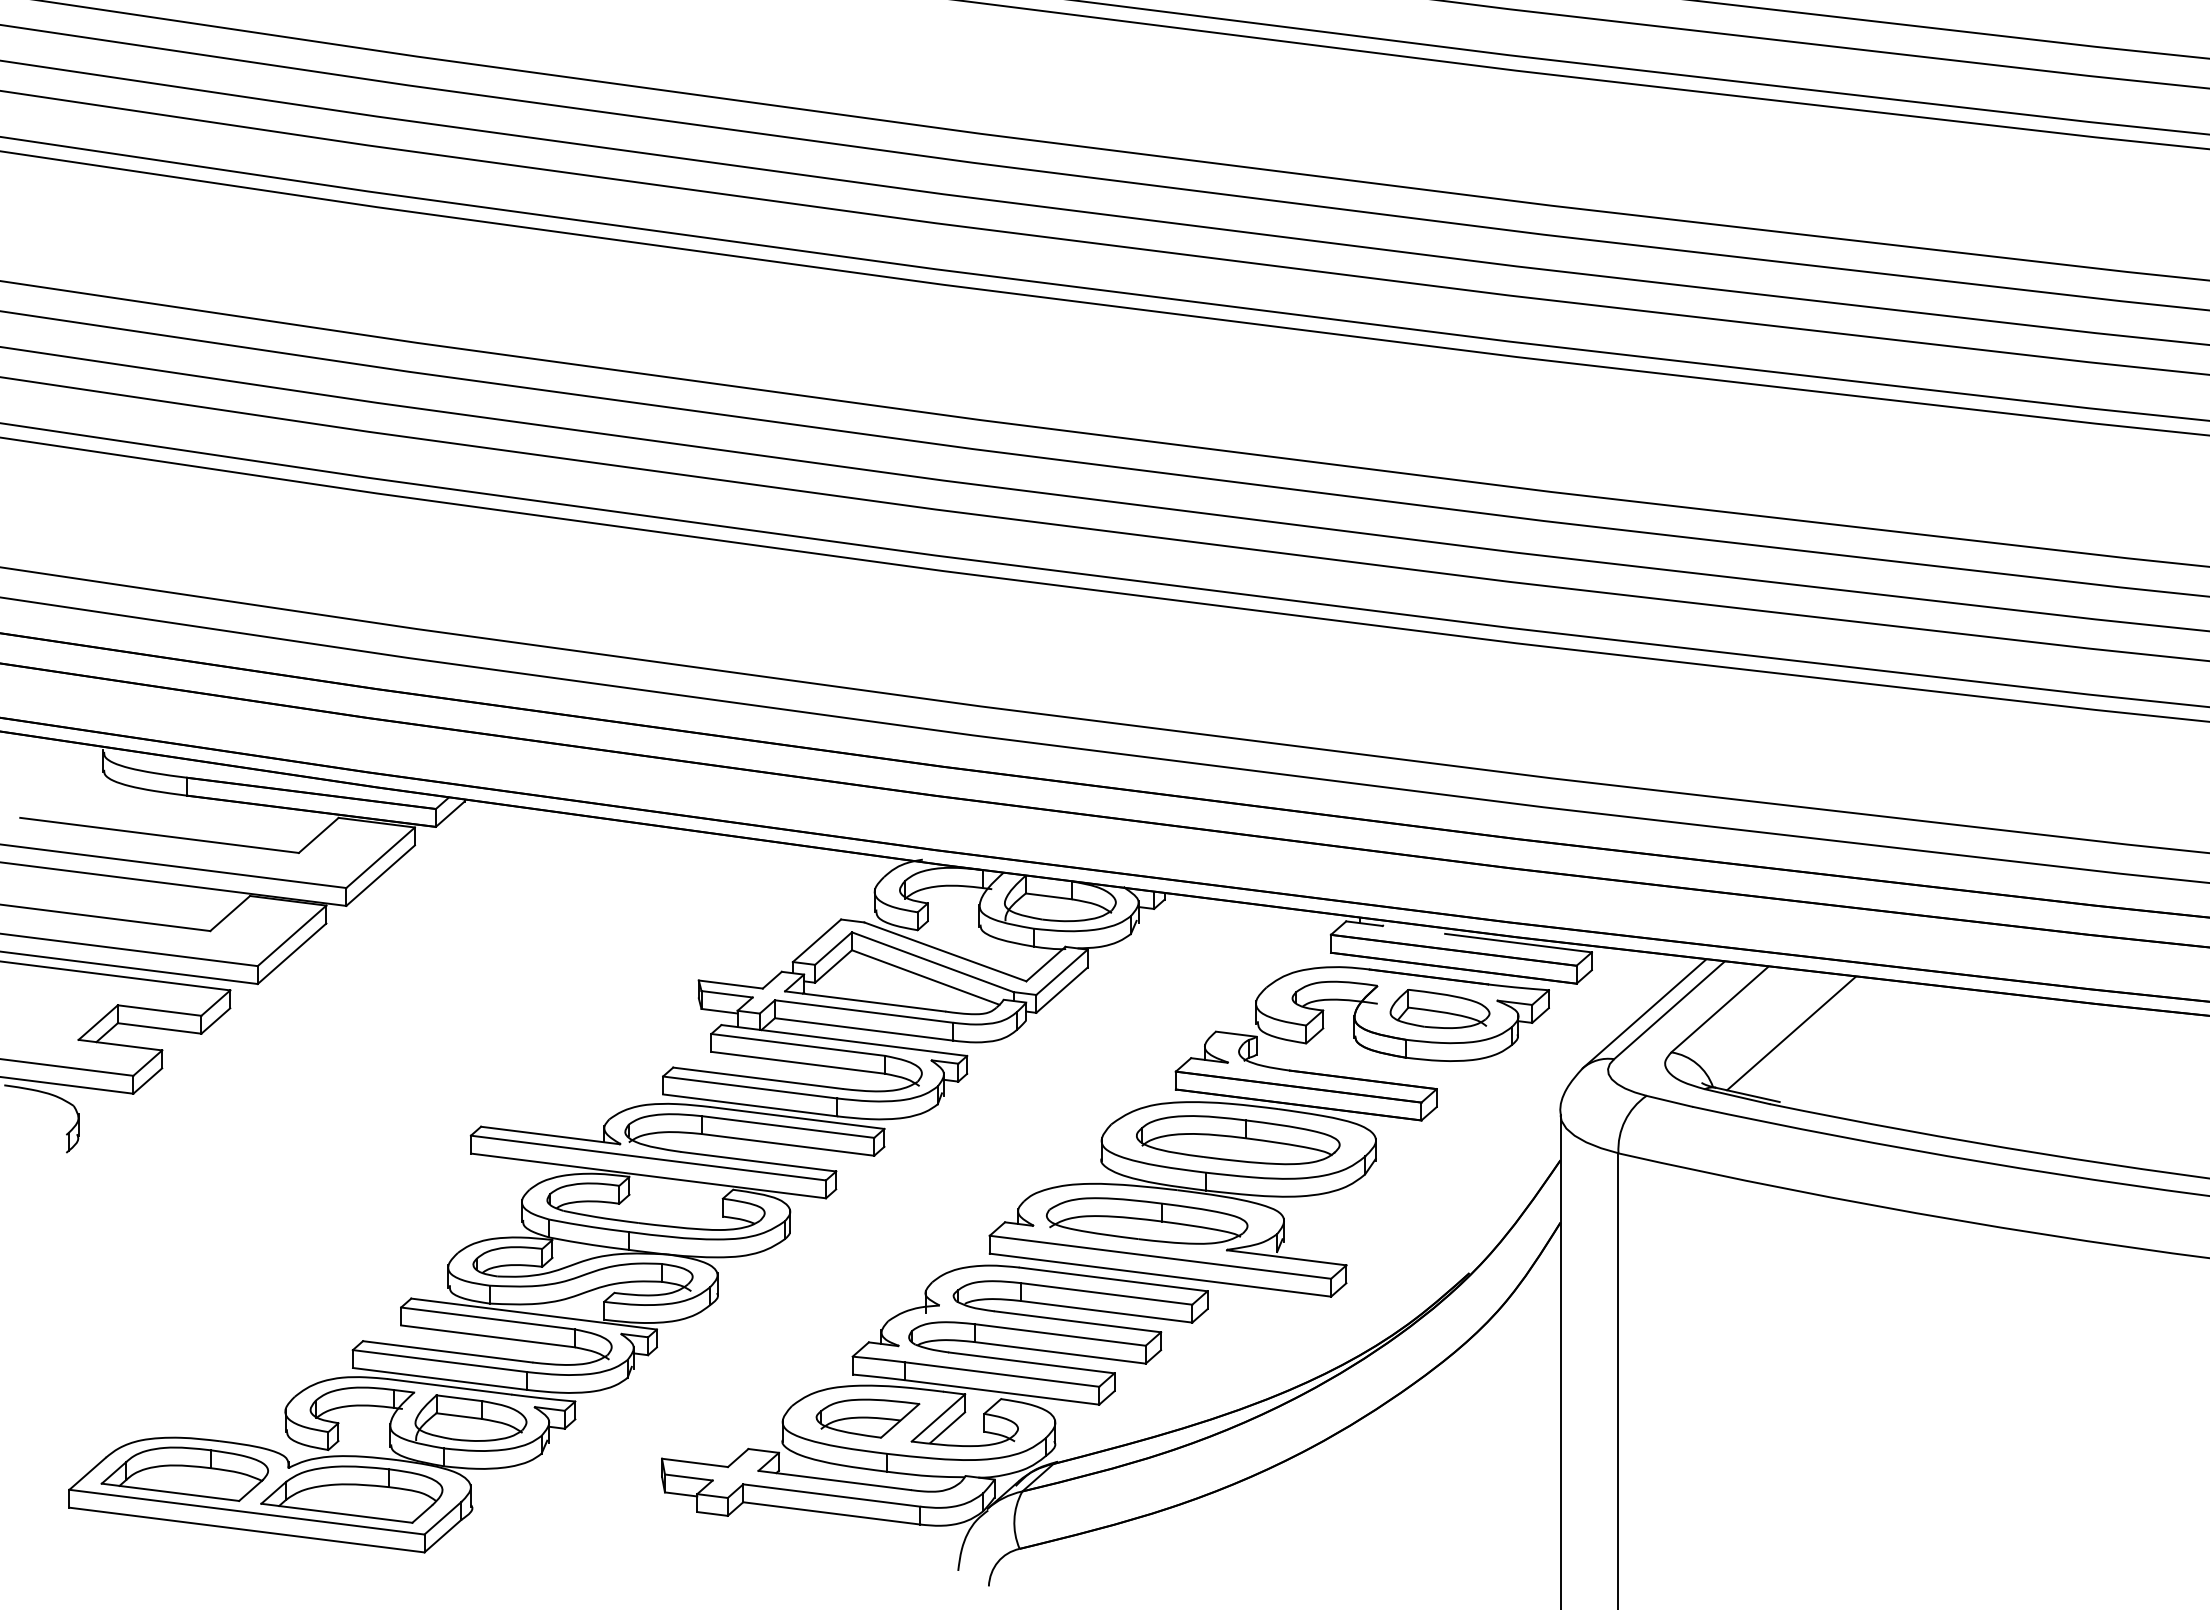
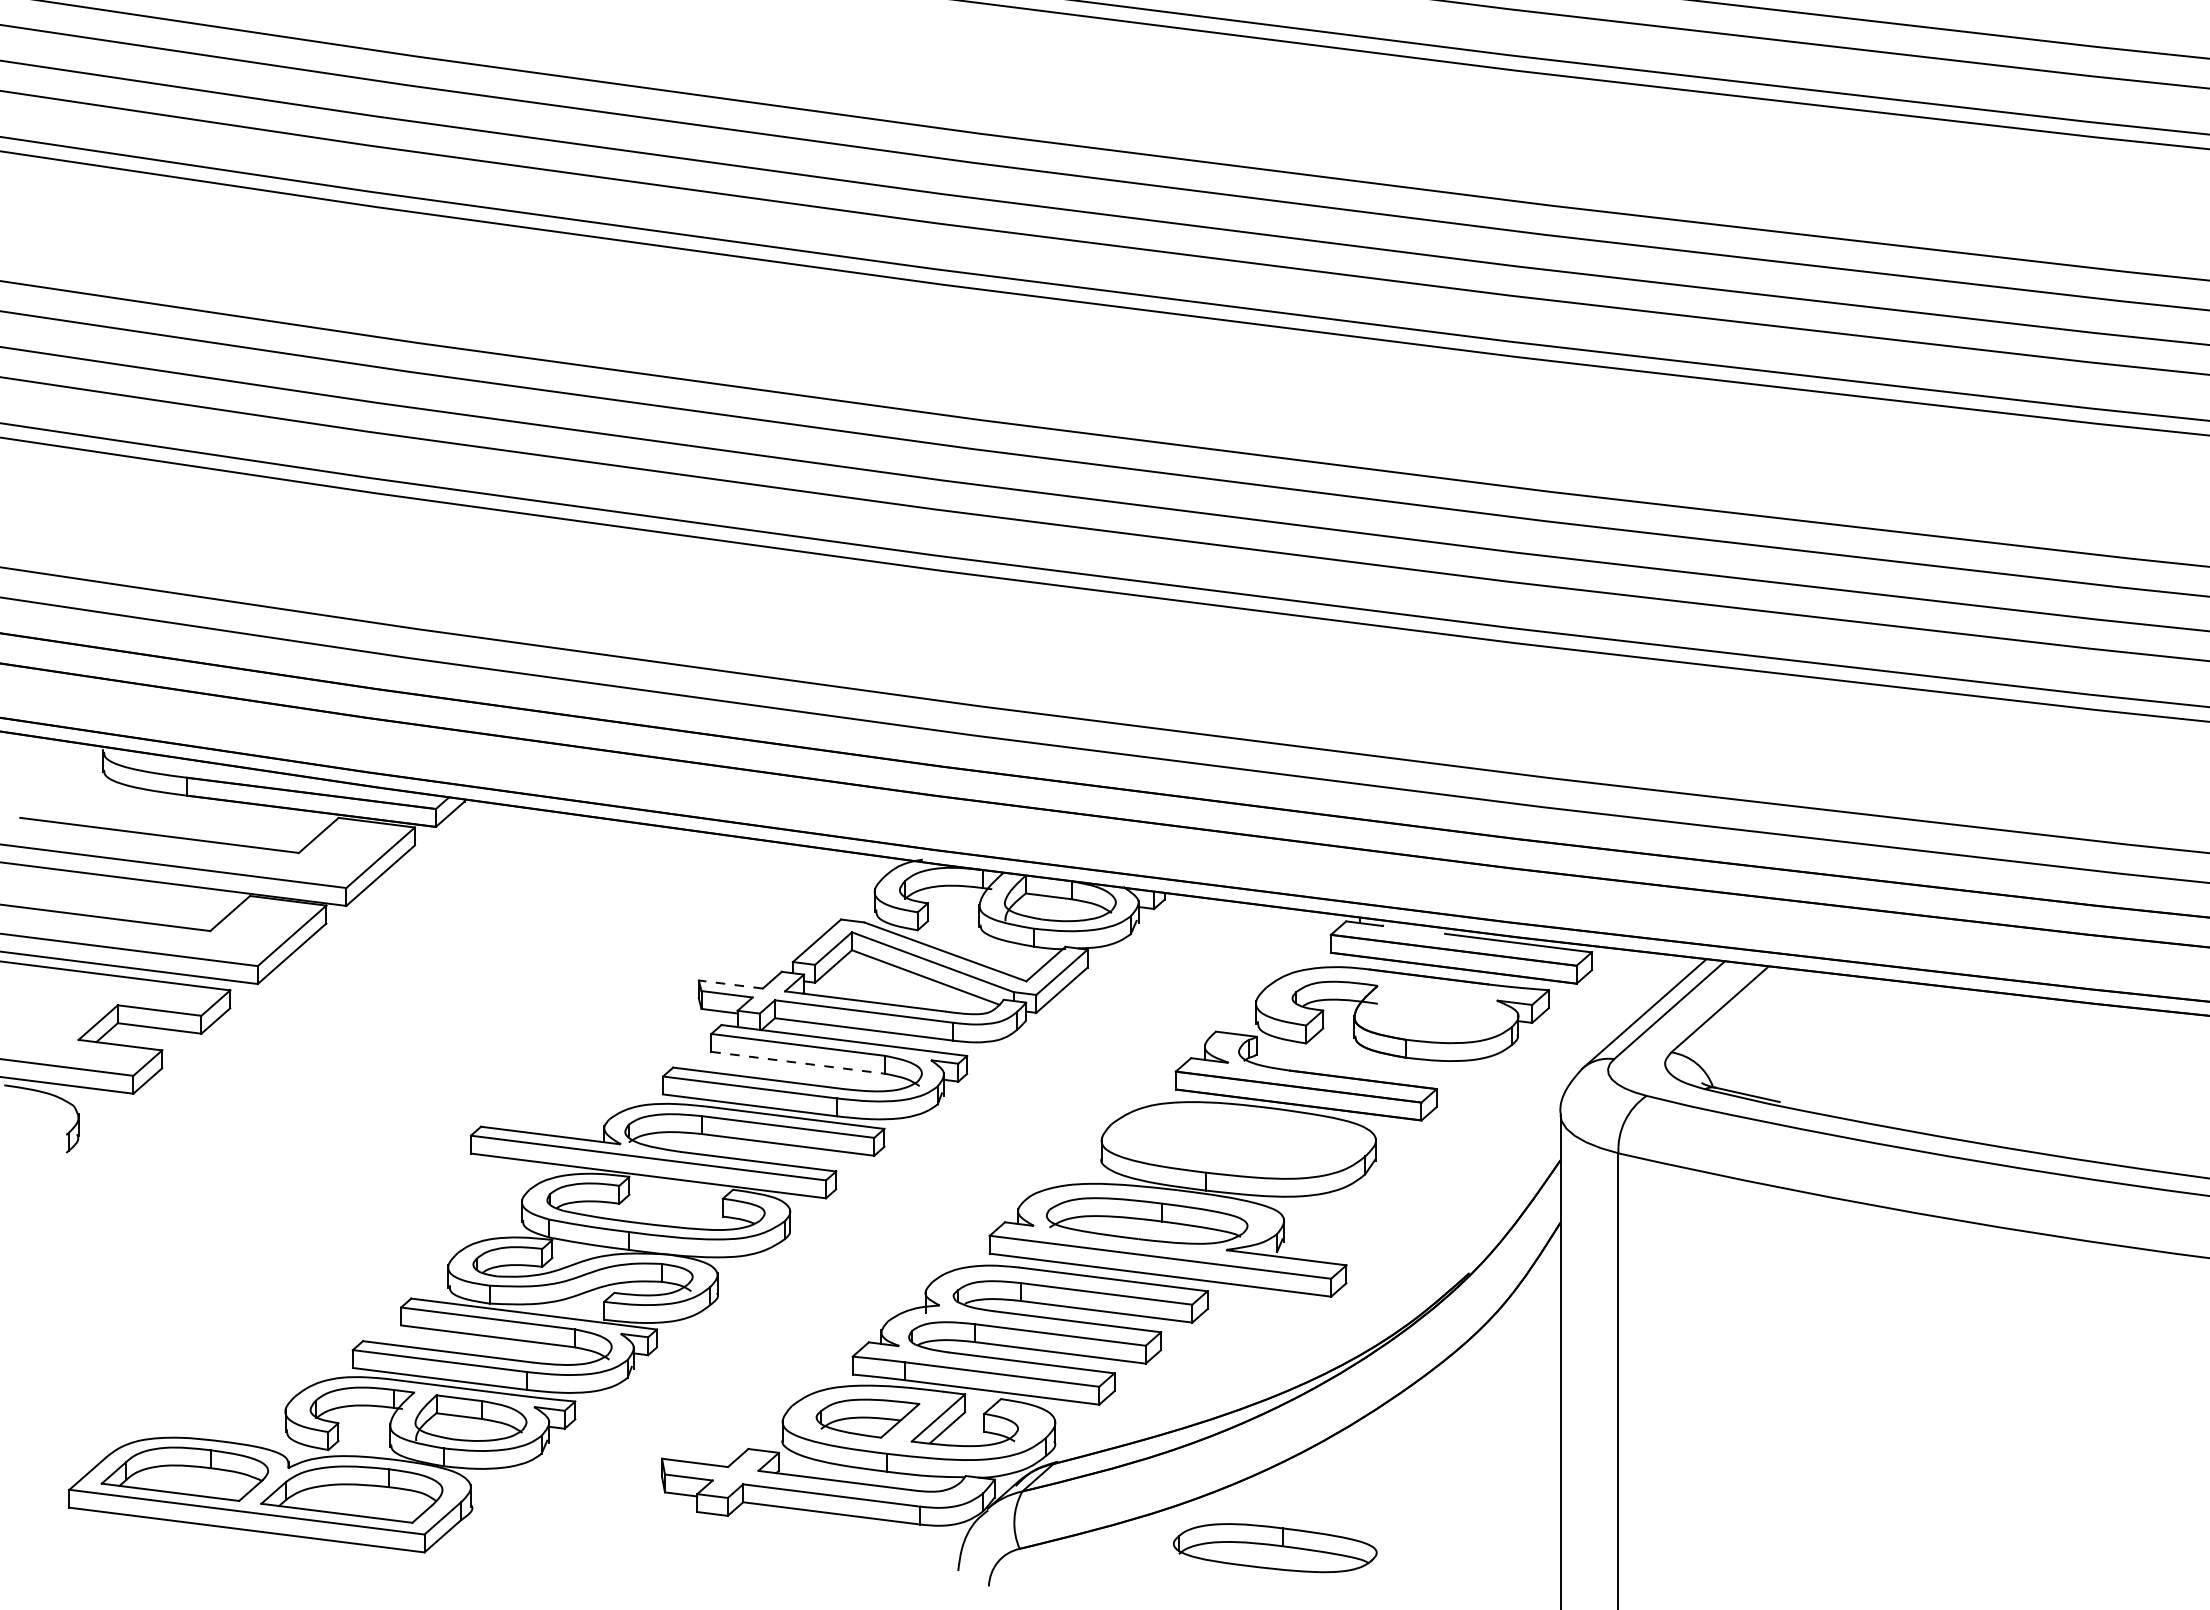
line: solid -> dashed (730, 984)
part: present -> none (1439, 1008)
line: present -> none (1791, 1033)
line: solid -> dashed (798, 1062)
part position: (1238, 1140) -> (1275, 1548) (1275, 1548)
